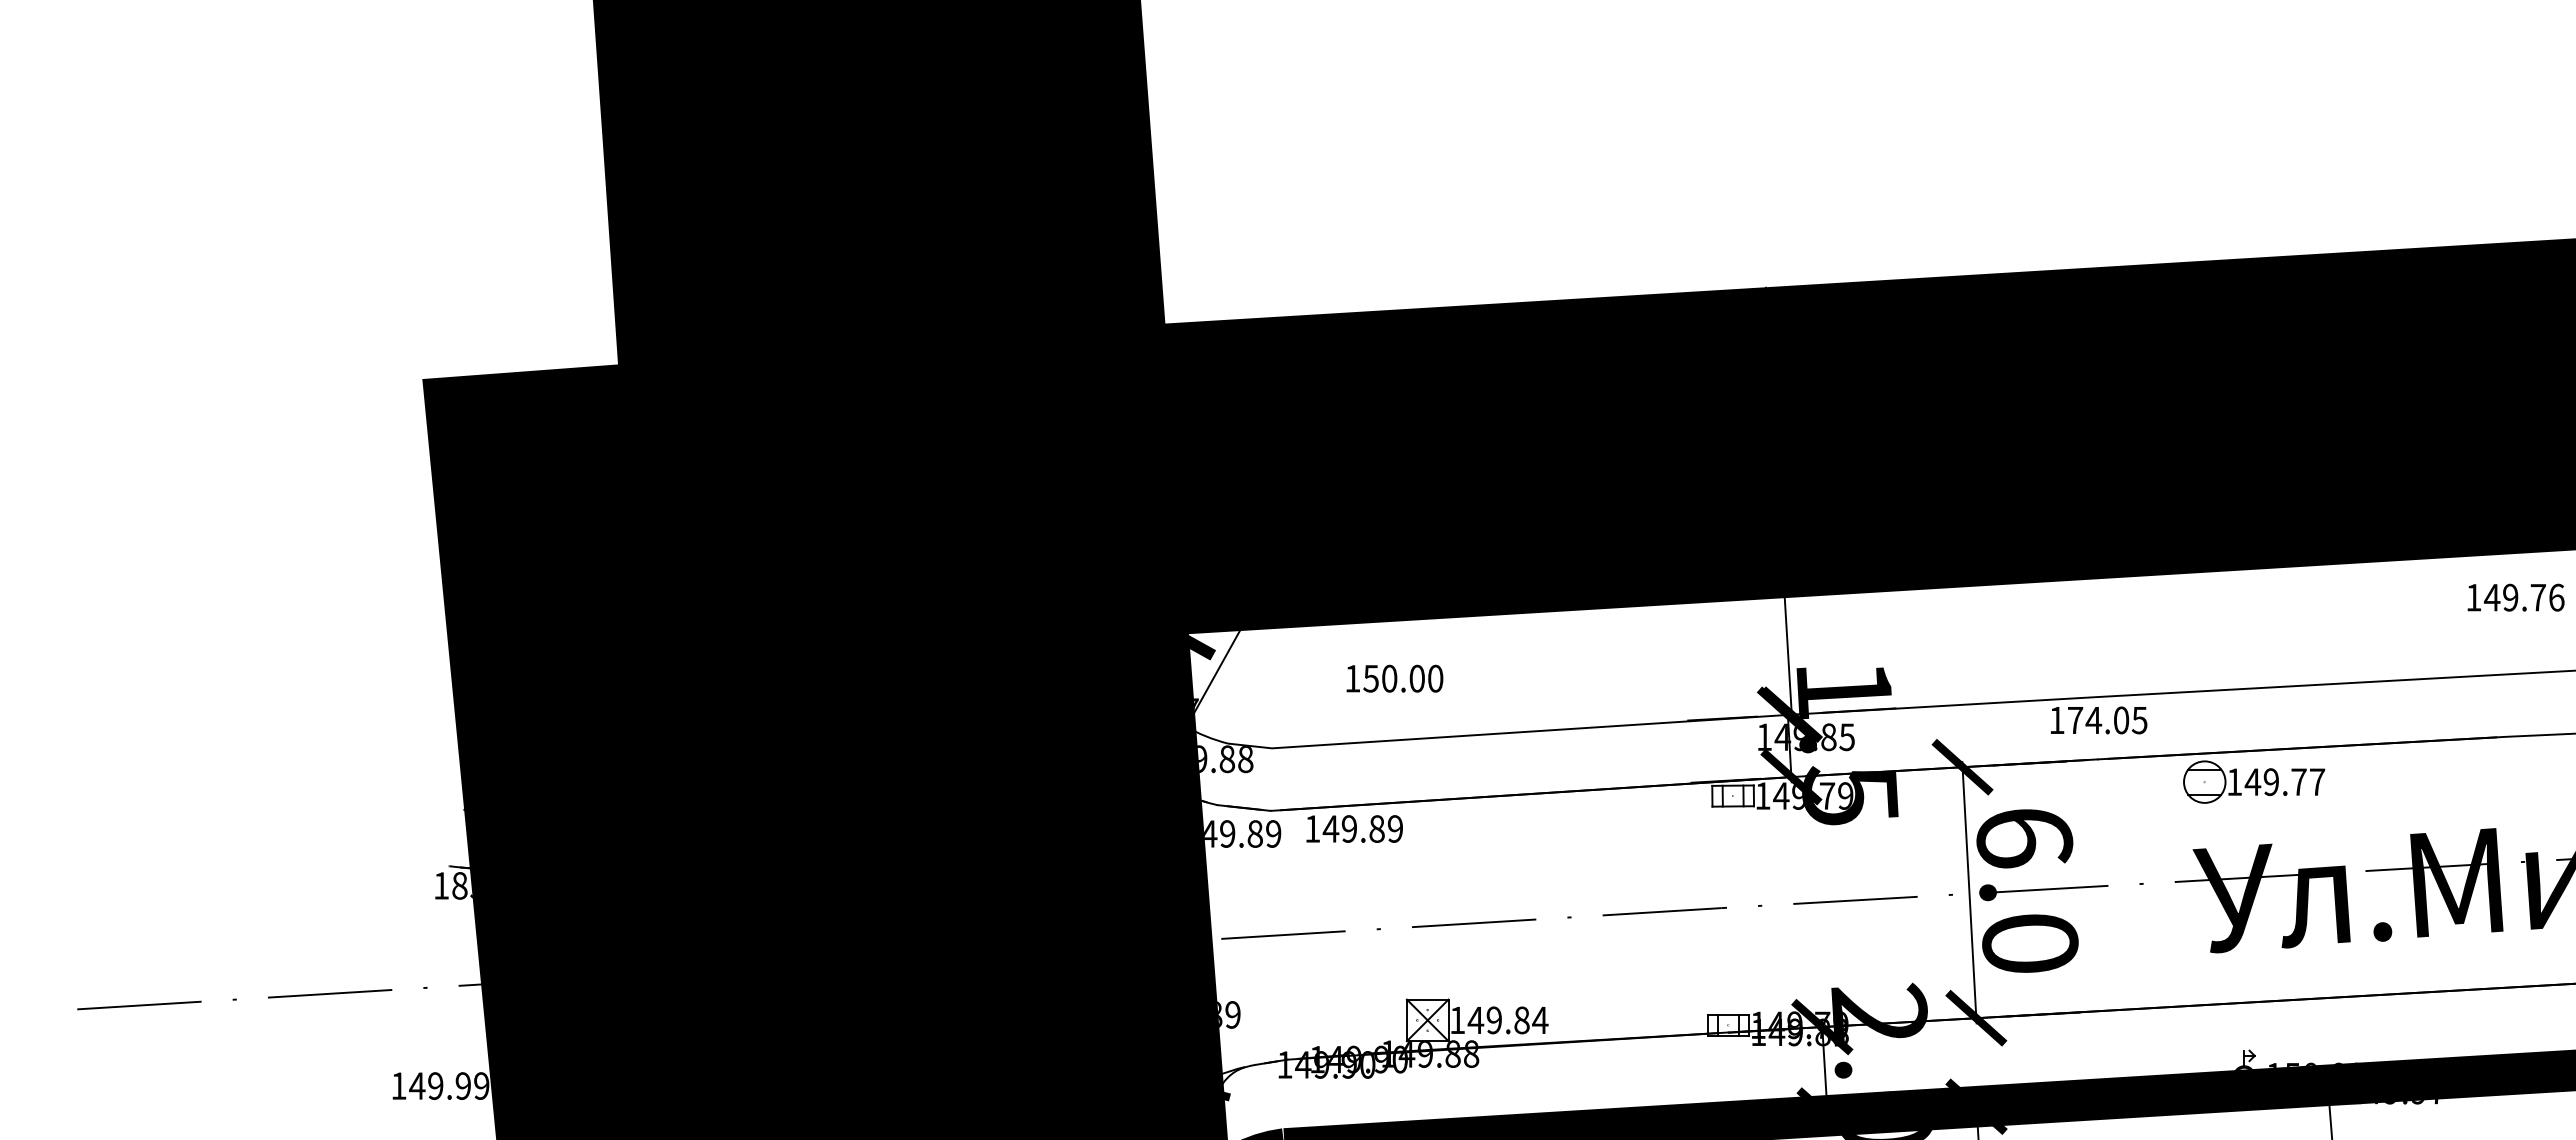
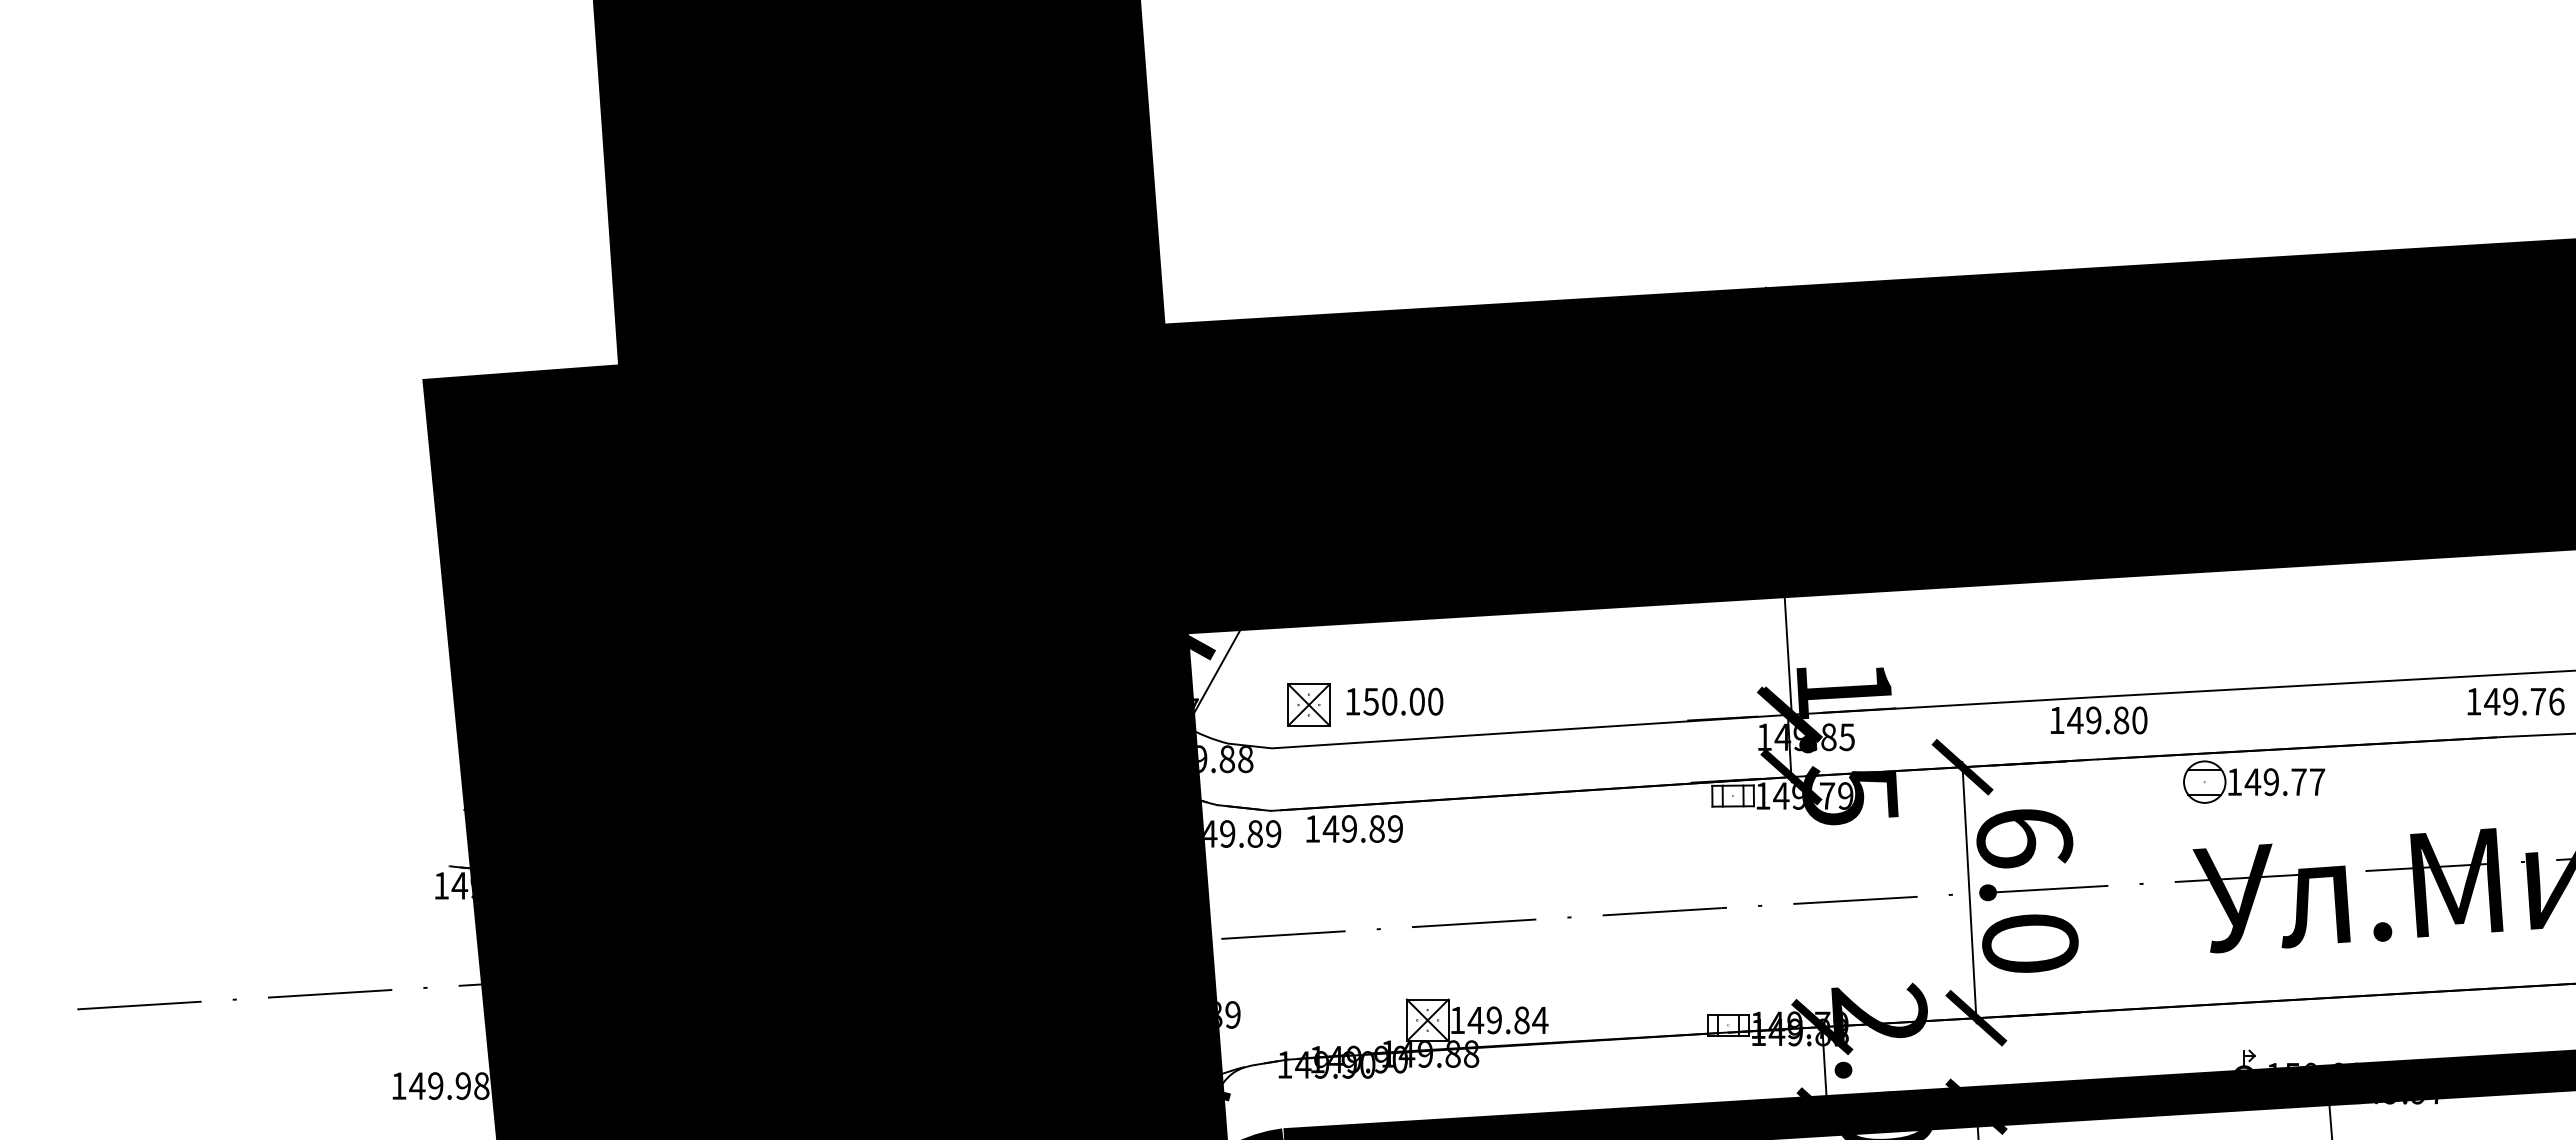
text position: (2515, 597) -> (2515, 701) (2515, 701)
text position: (1394, 678) -> (1394, 701) (1394, 701)
part: none -> present (1308, 704)
text: 174.05 -> 149.80 (2107, 720)
text: 185.32 -> 149.96 (461, 885)
text: 149.99 -> 149.98 (481, 1085)
